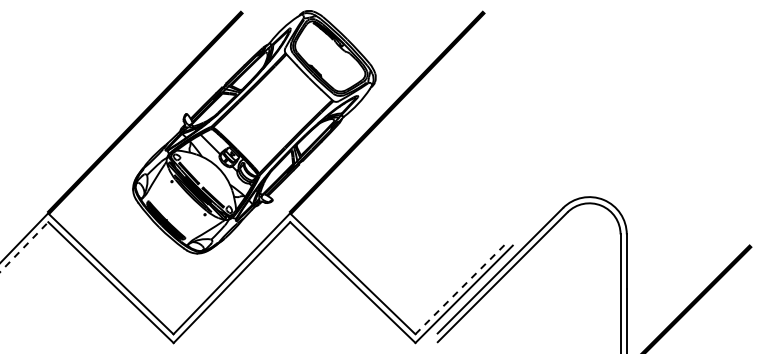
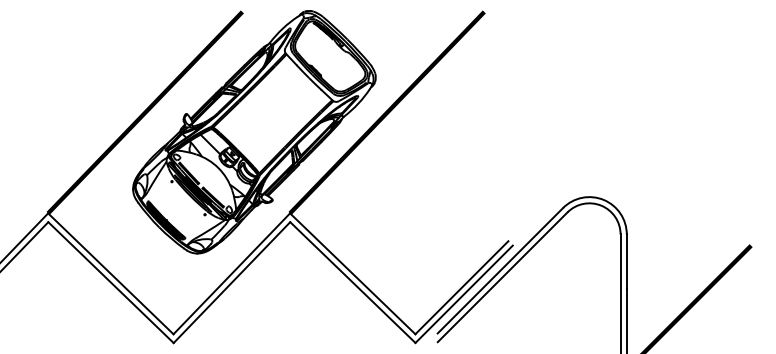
line: dashed -> solid (24, 246)
line: dashed -> solid (461, 287)
